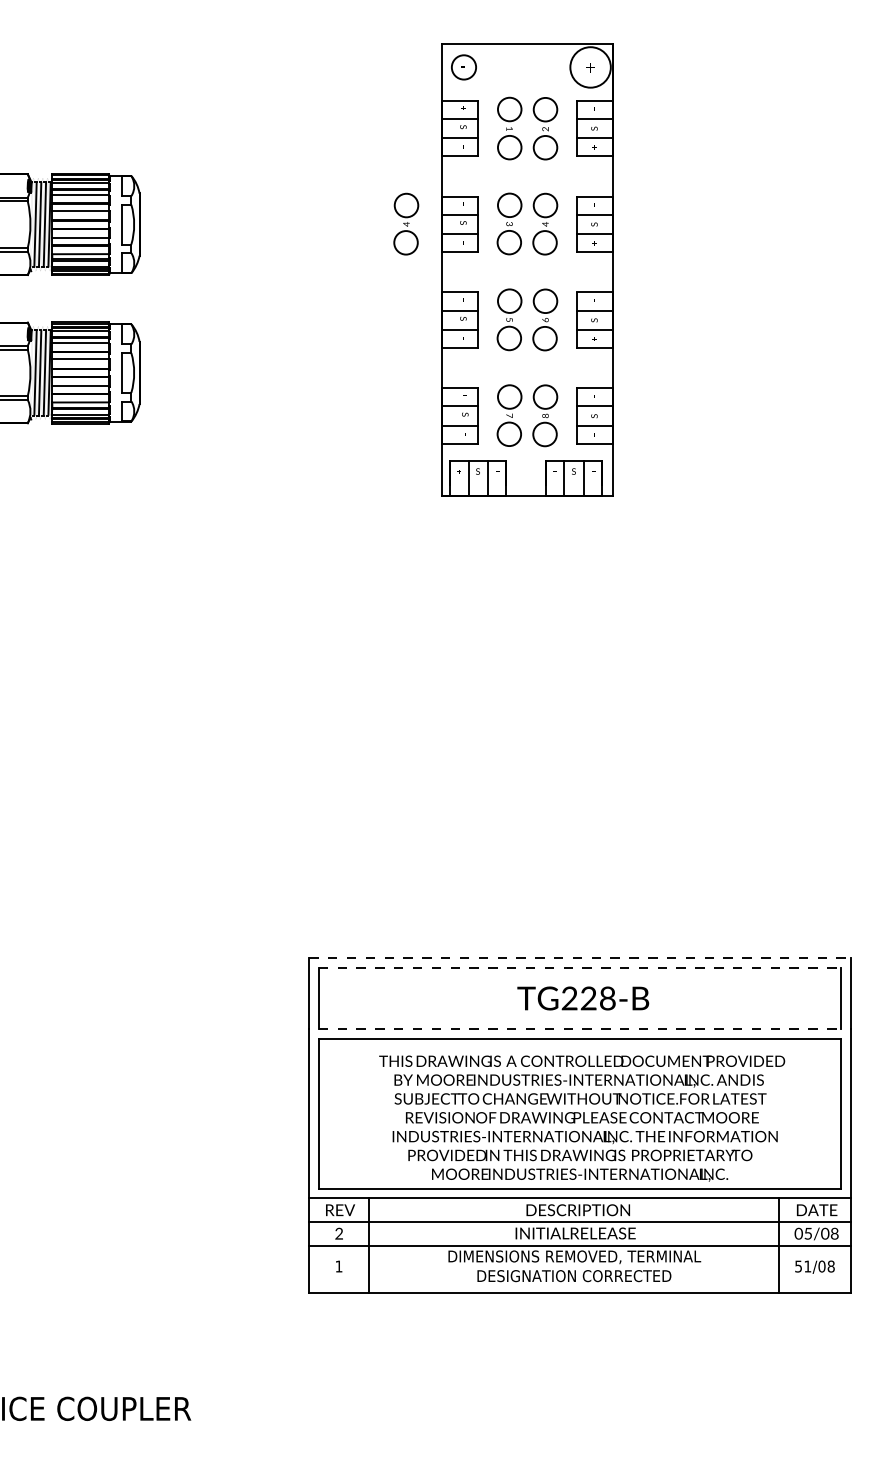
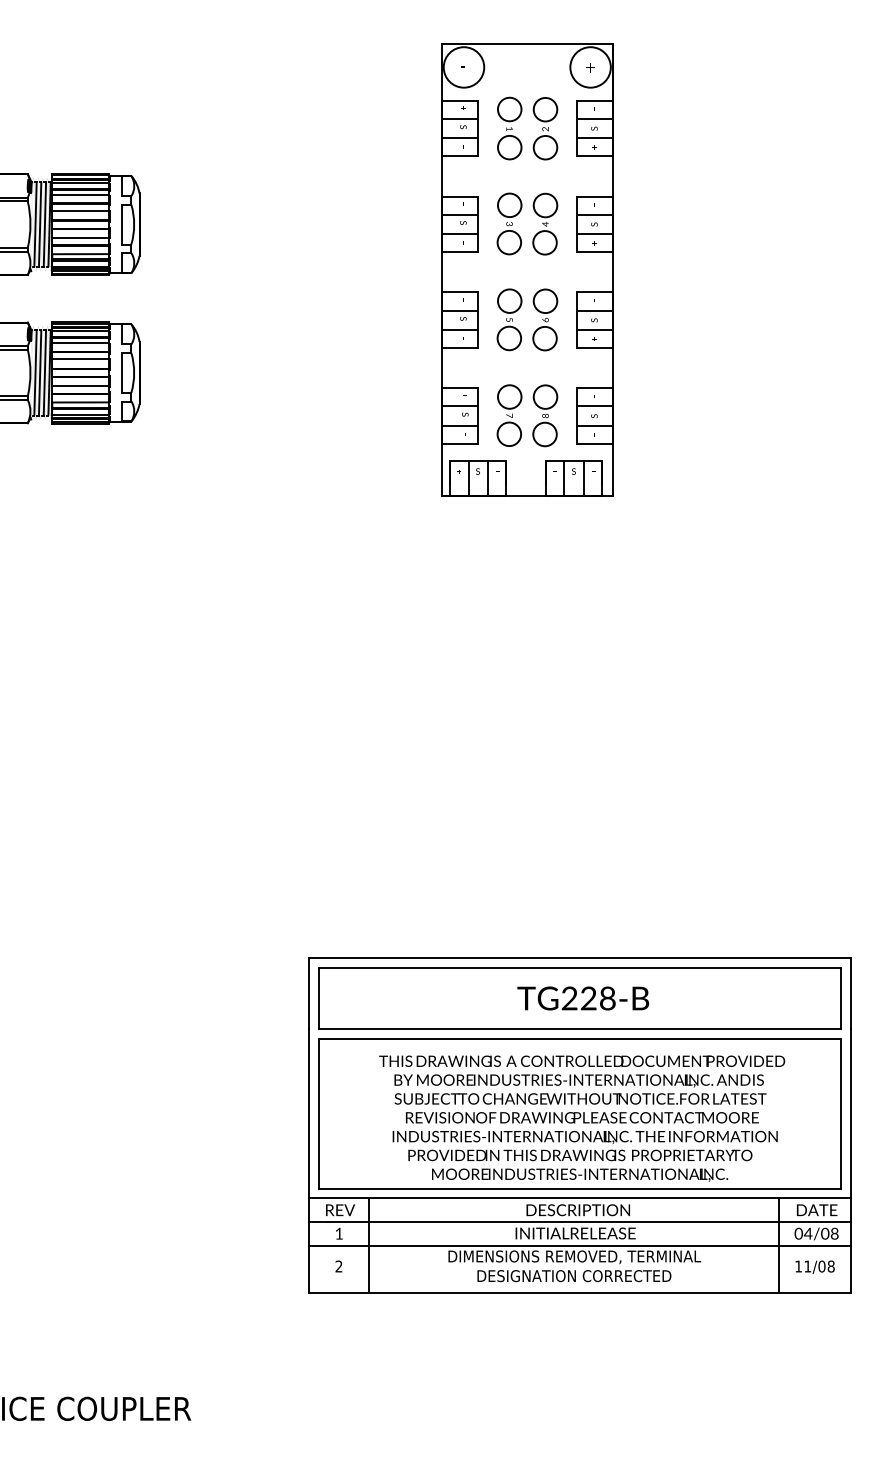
circle diameter: 24 px -> 40 px (463, 67)
part: present -> none (406, 223)
line: dashed -> solid (579, 958)
line: dashed -> solid (580, 968)
line: dashed -> solid (580, 1029)
text: 2 -> 1 (338, 1233)
text: 05/08 -> 04/08 (807, 1233)
text: 1 -> 2 (338, 1266)
text: 51/08 -> 11/08 (798, 1266)
